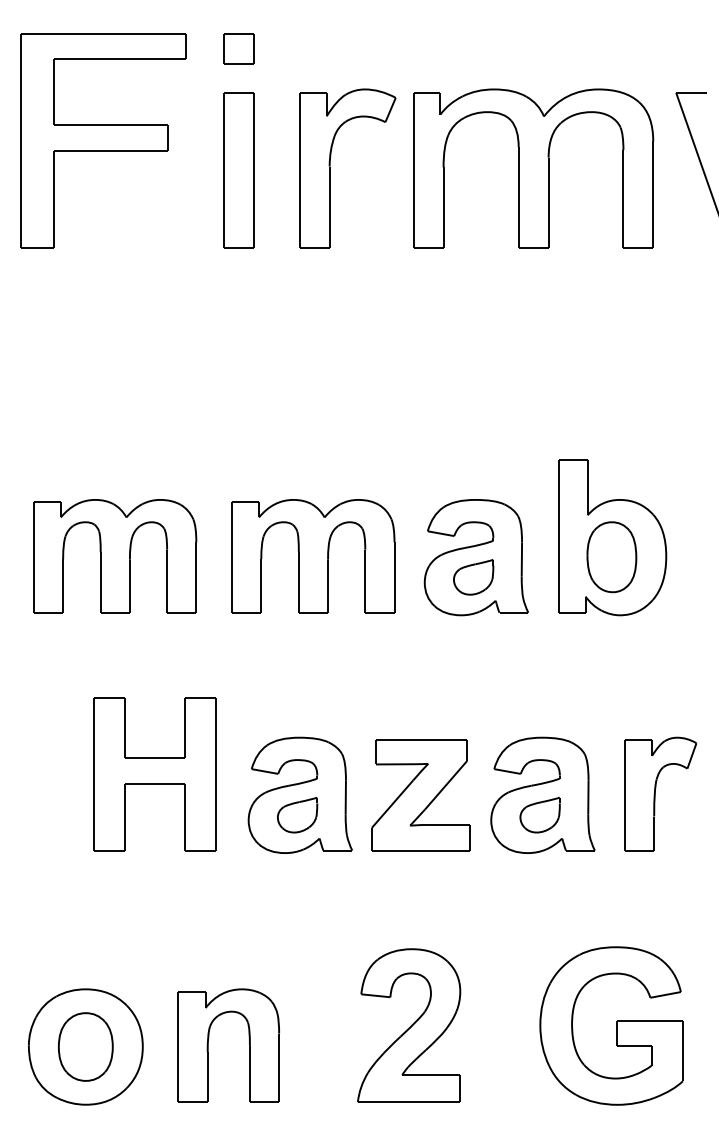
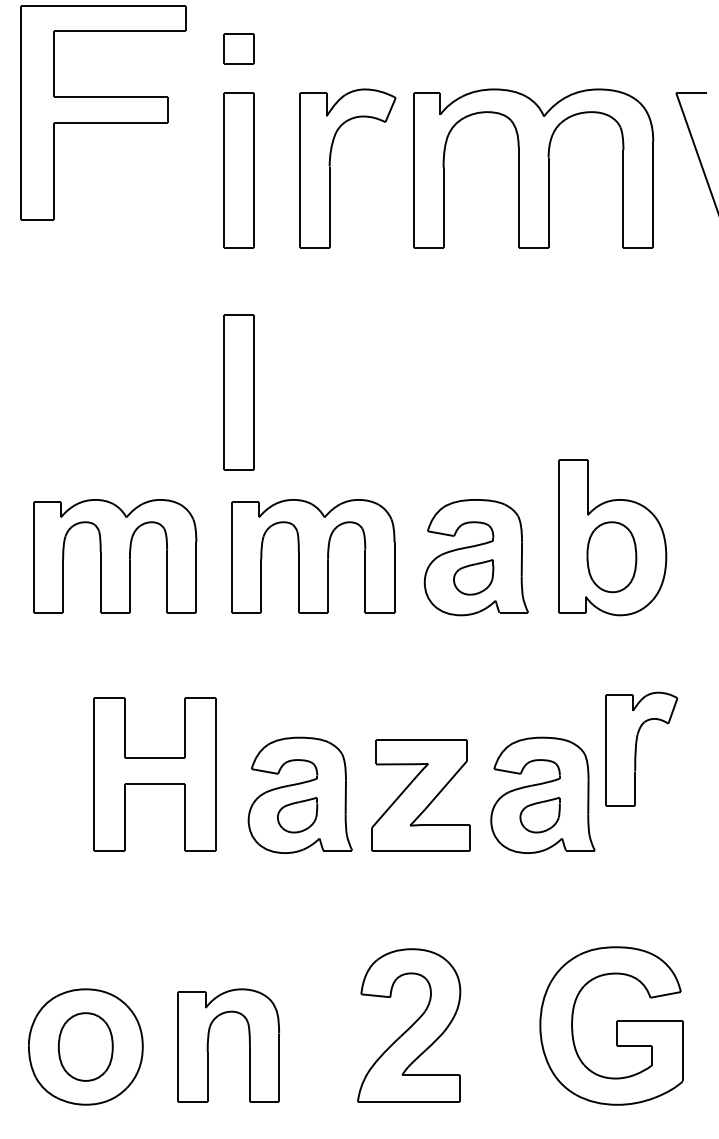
part position: (103, 140) -> (103, 112) (103, 112)
part: none -> present (238, 392)
part position: (660, 793) -> (641, 748) (641, 748)
